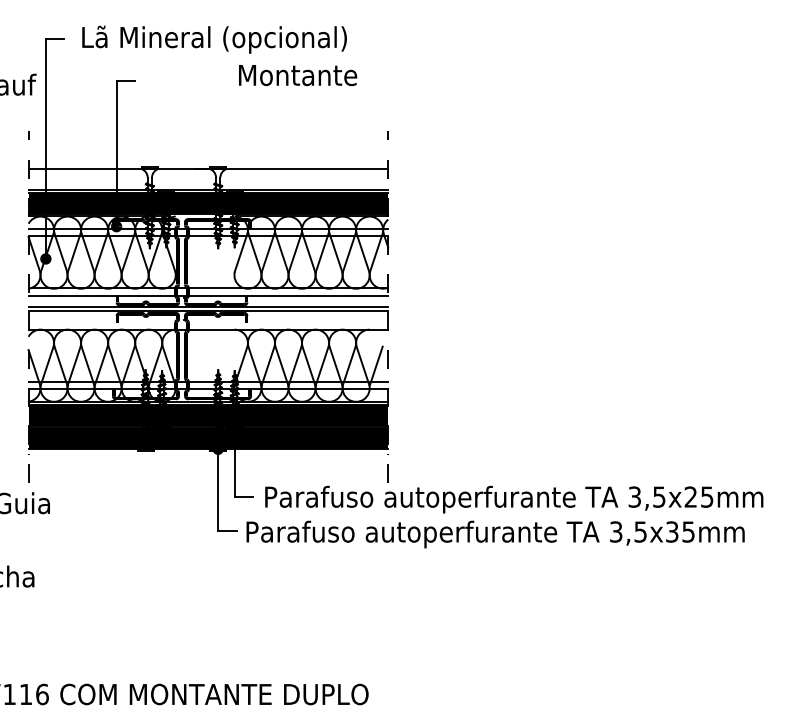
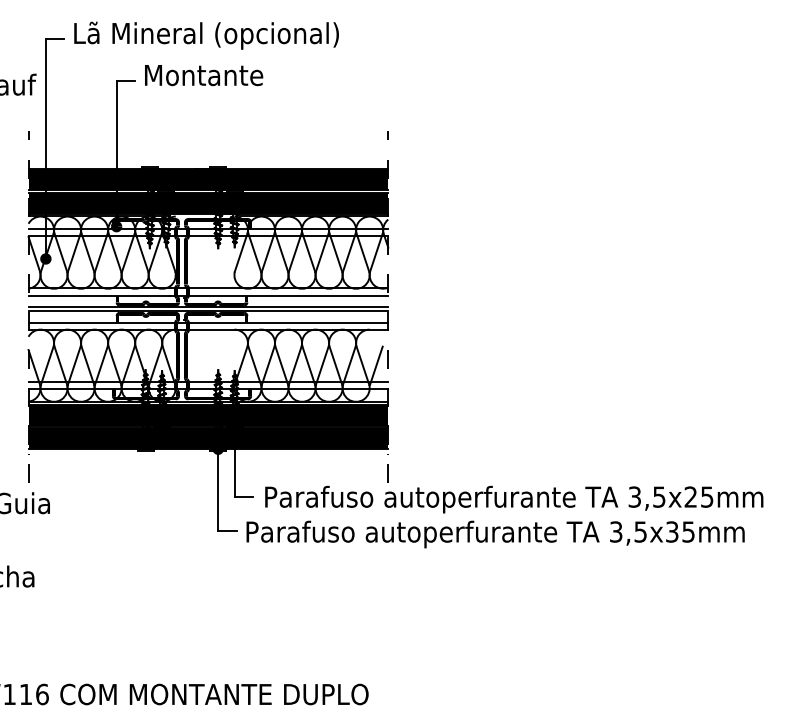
text position: (214, 39) -> (206, 35) (206, 35)
text position: (298, 75) -> (204, 75) (204, 75)
fill: none -> present (208, 179)
line: none -> present (208, 322)
